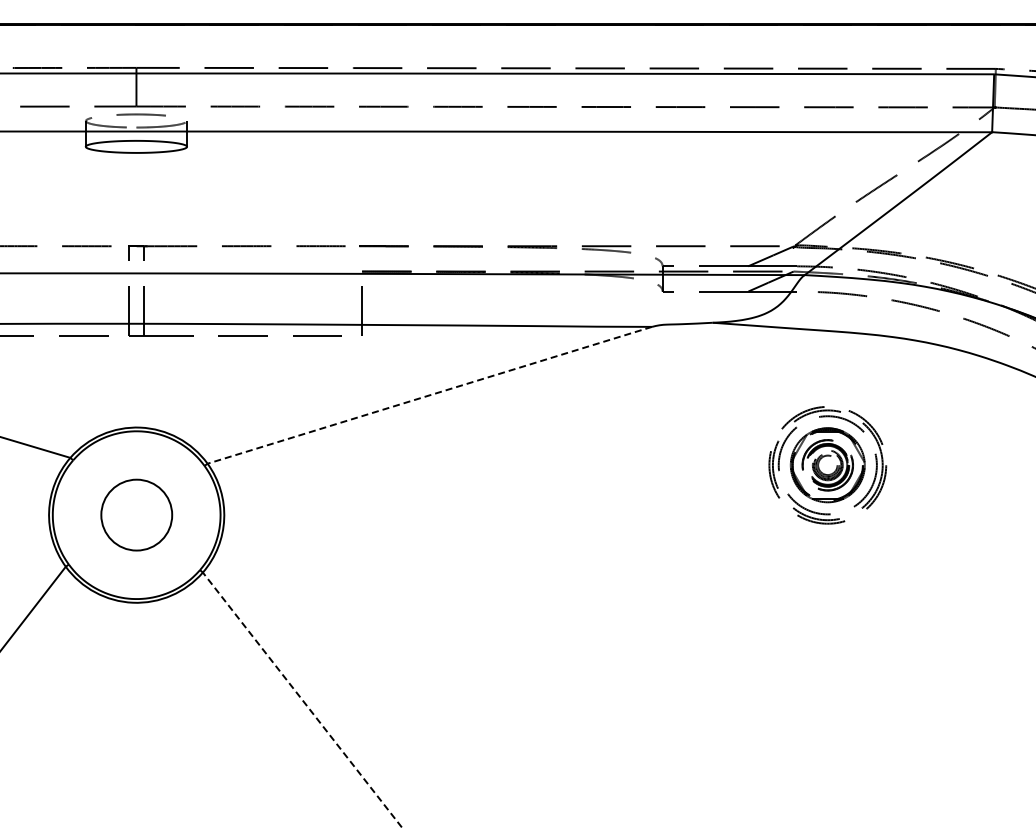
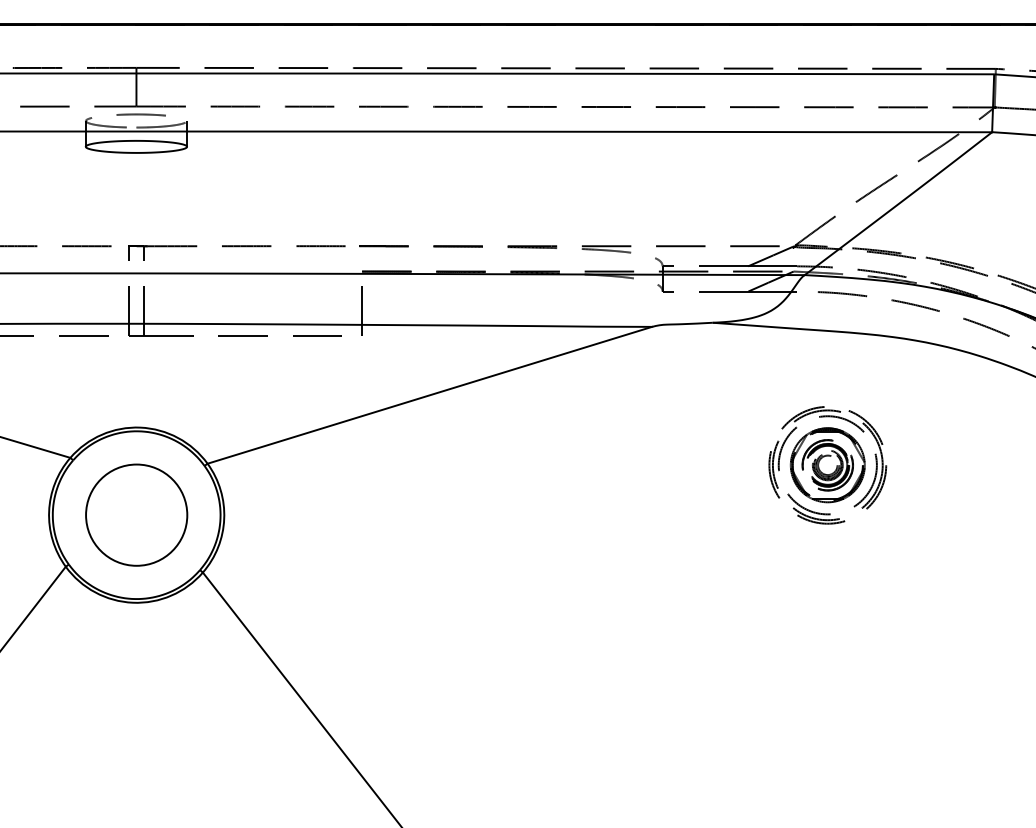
line: dashed -> solid (429, 395)
circle size: 74x74 px -> 104x104 px (136, 514)
line: dashed -> solid (302, 700)
